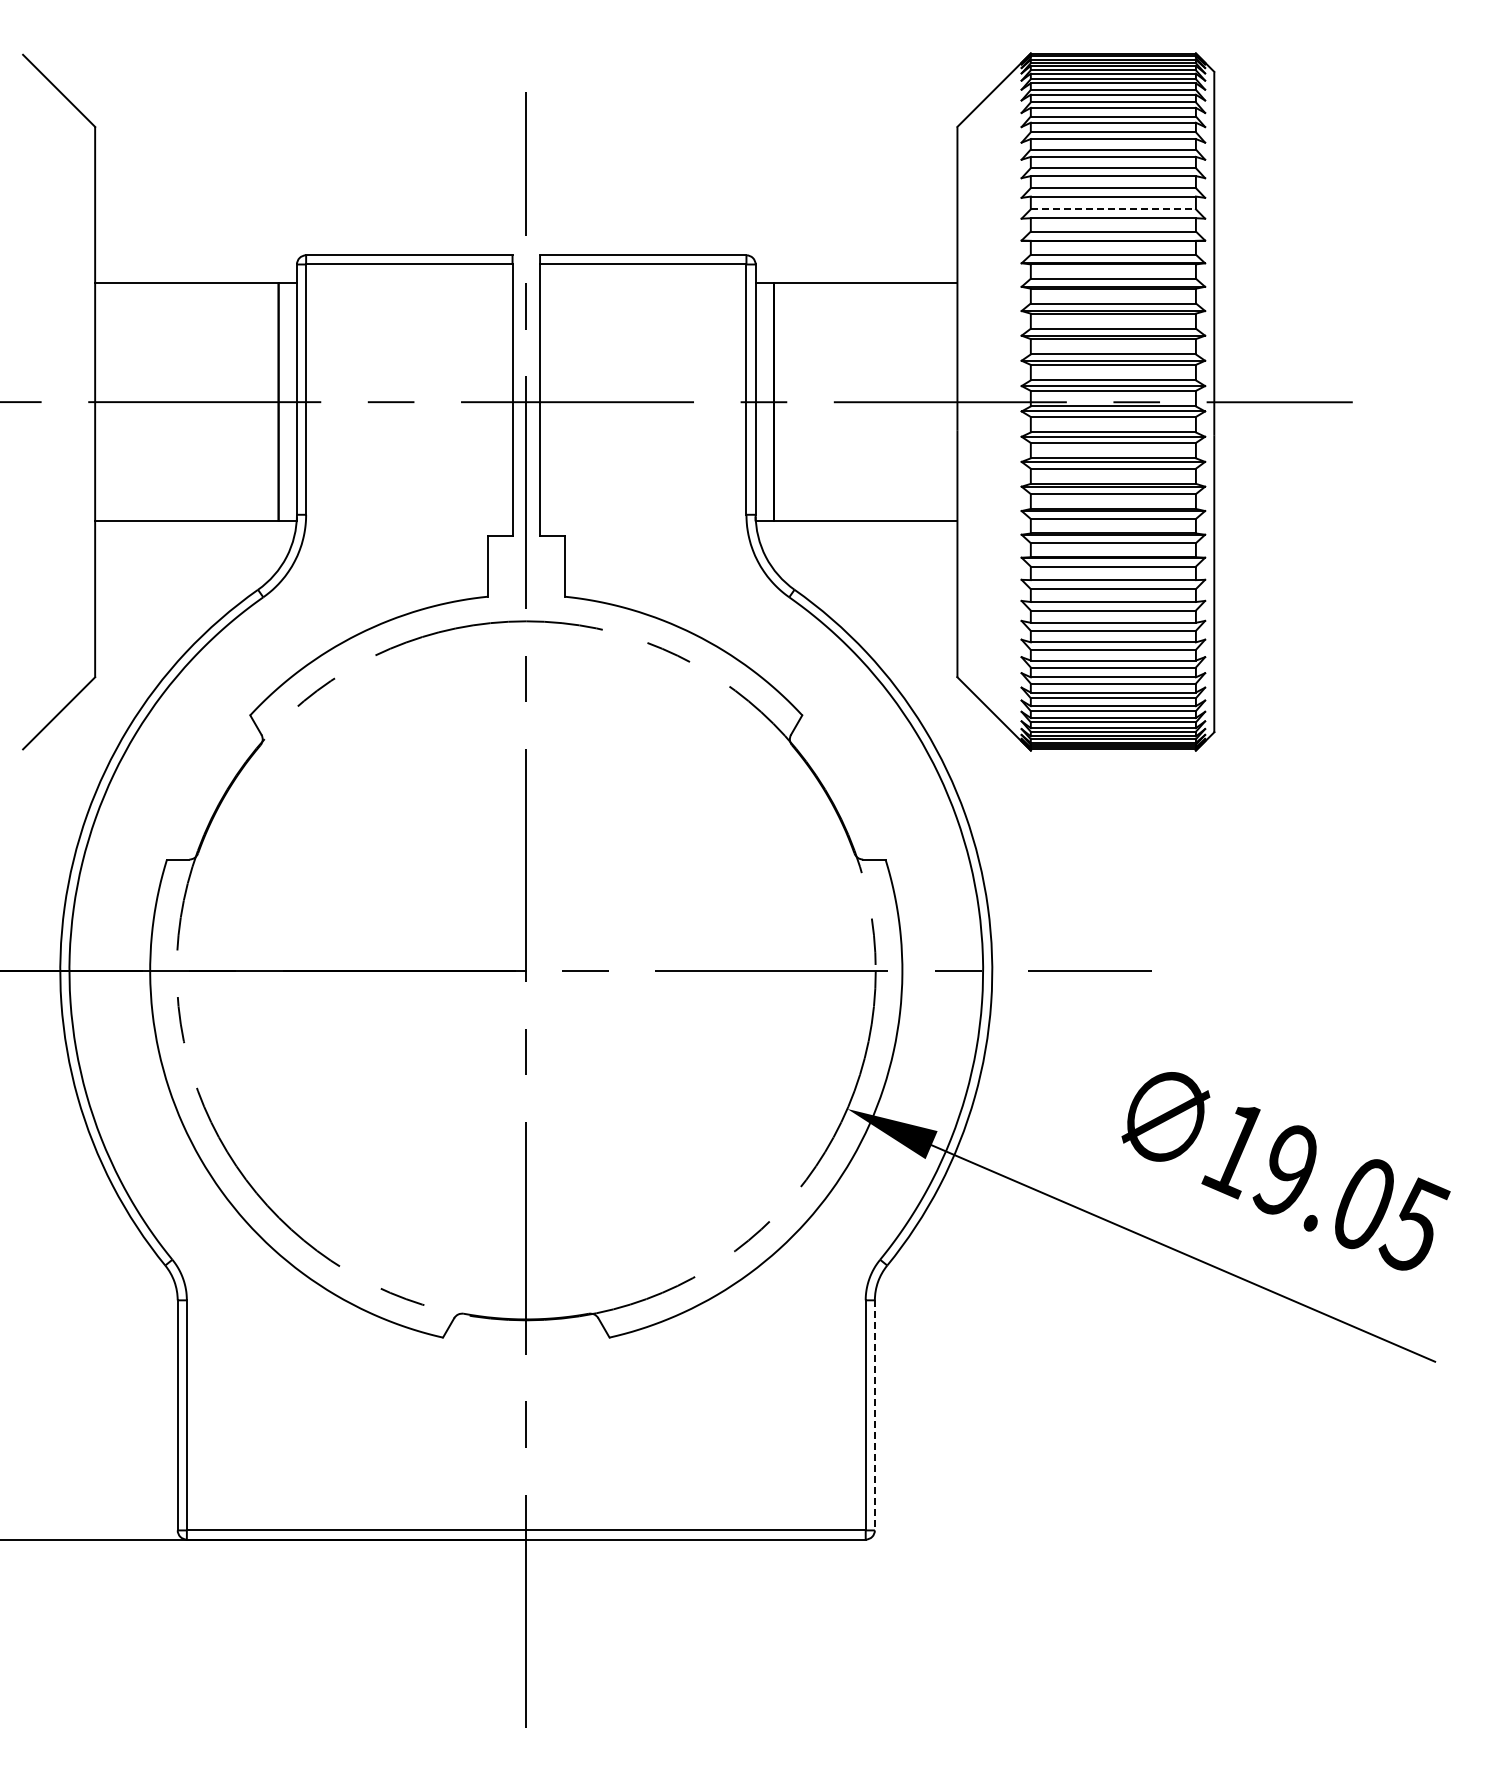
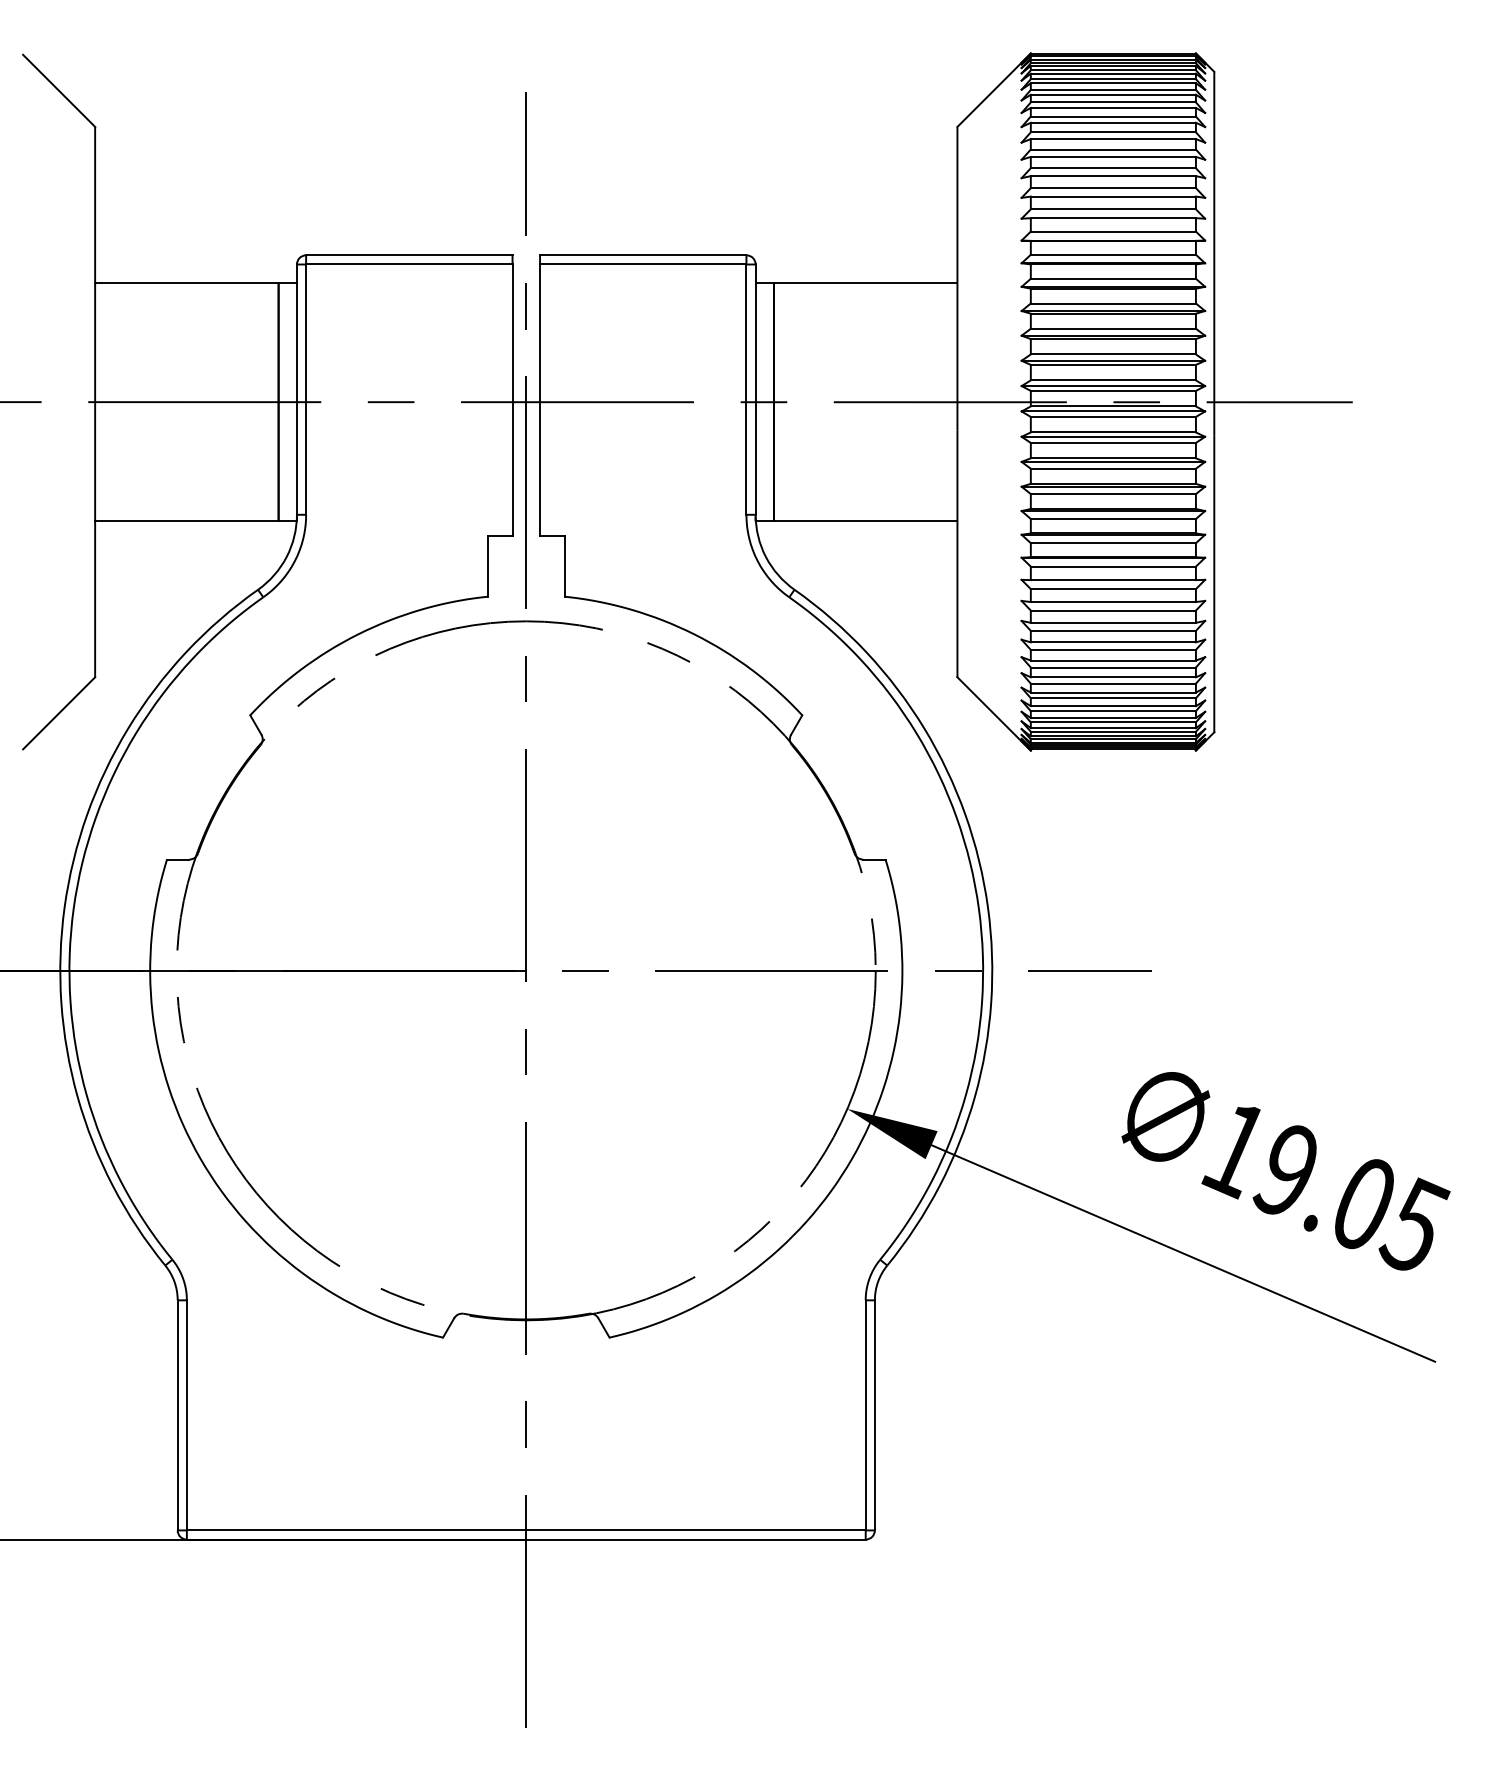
line: dashed -> solid (1113, 209)
line: dashed -> solid (874, 1415)
